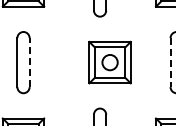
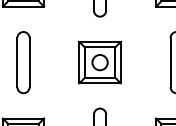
line: dashed -> solid (29, 62)
part position: (109, 62) -> (99, 62) (99, 62)
line: dashed -> solid (170, 62)
